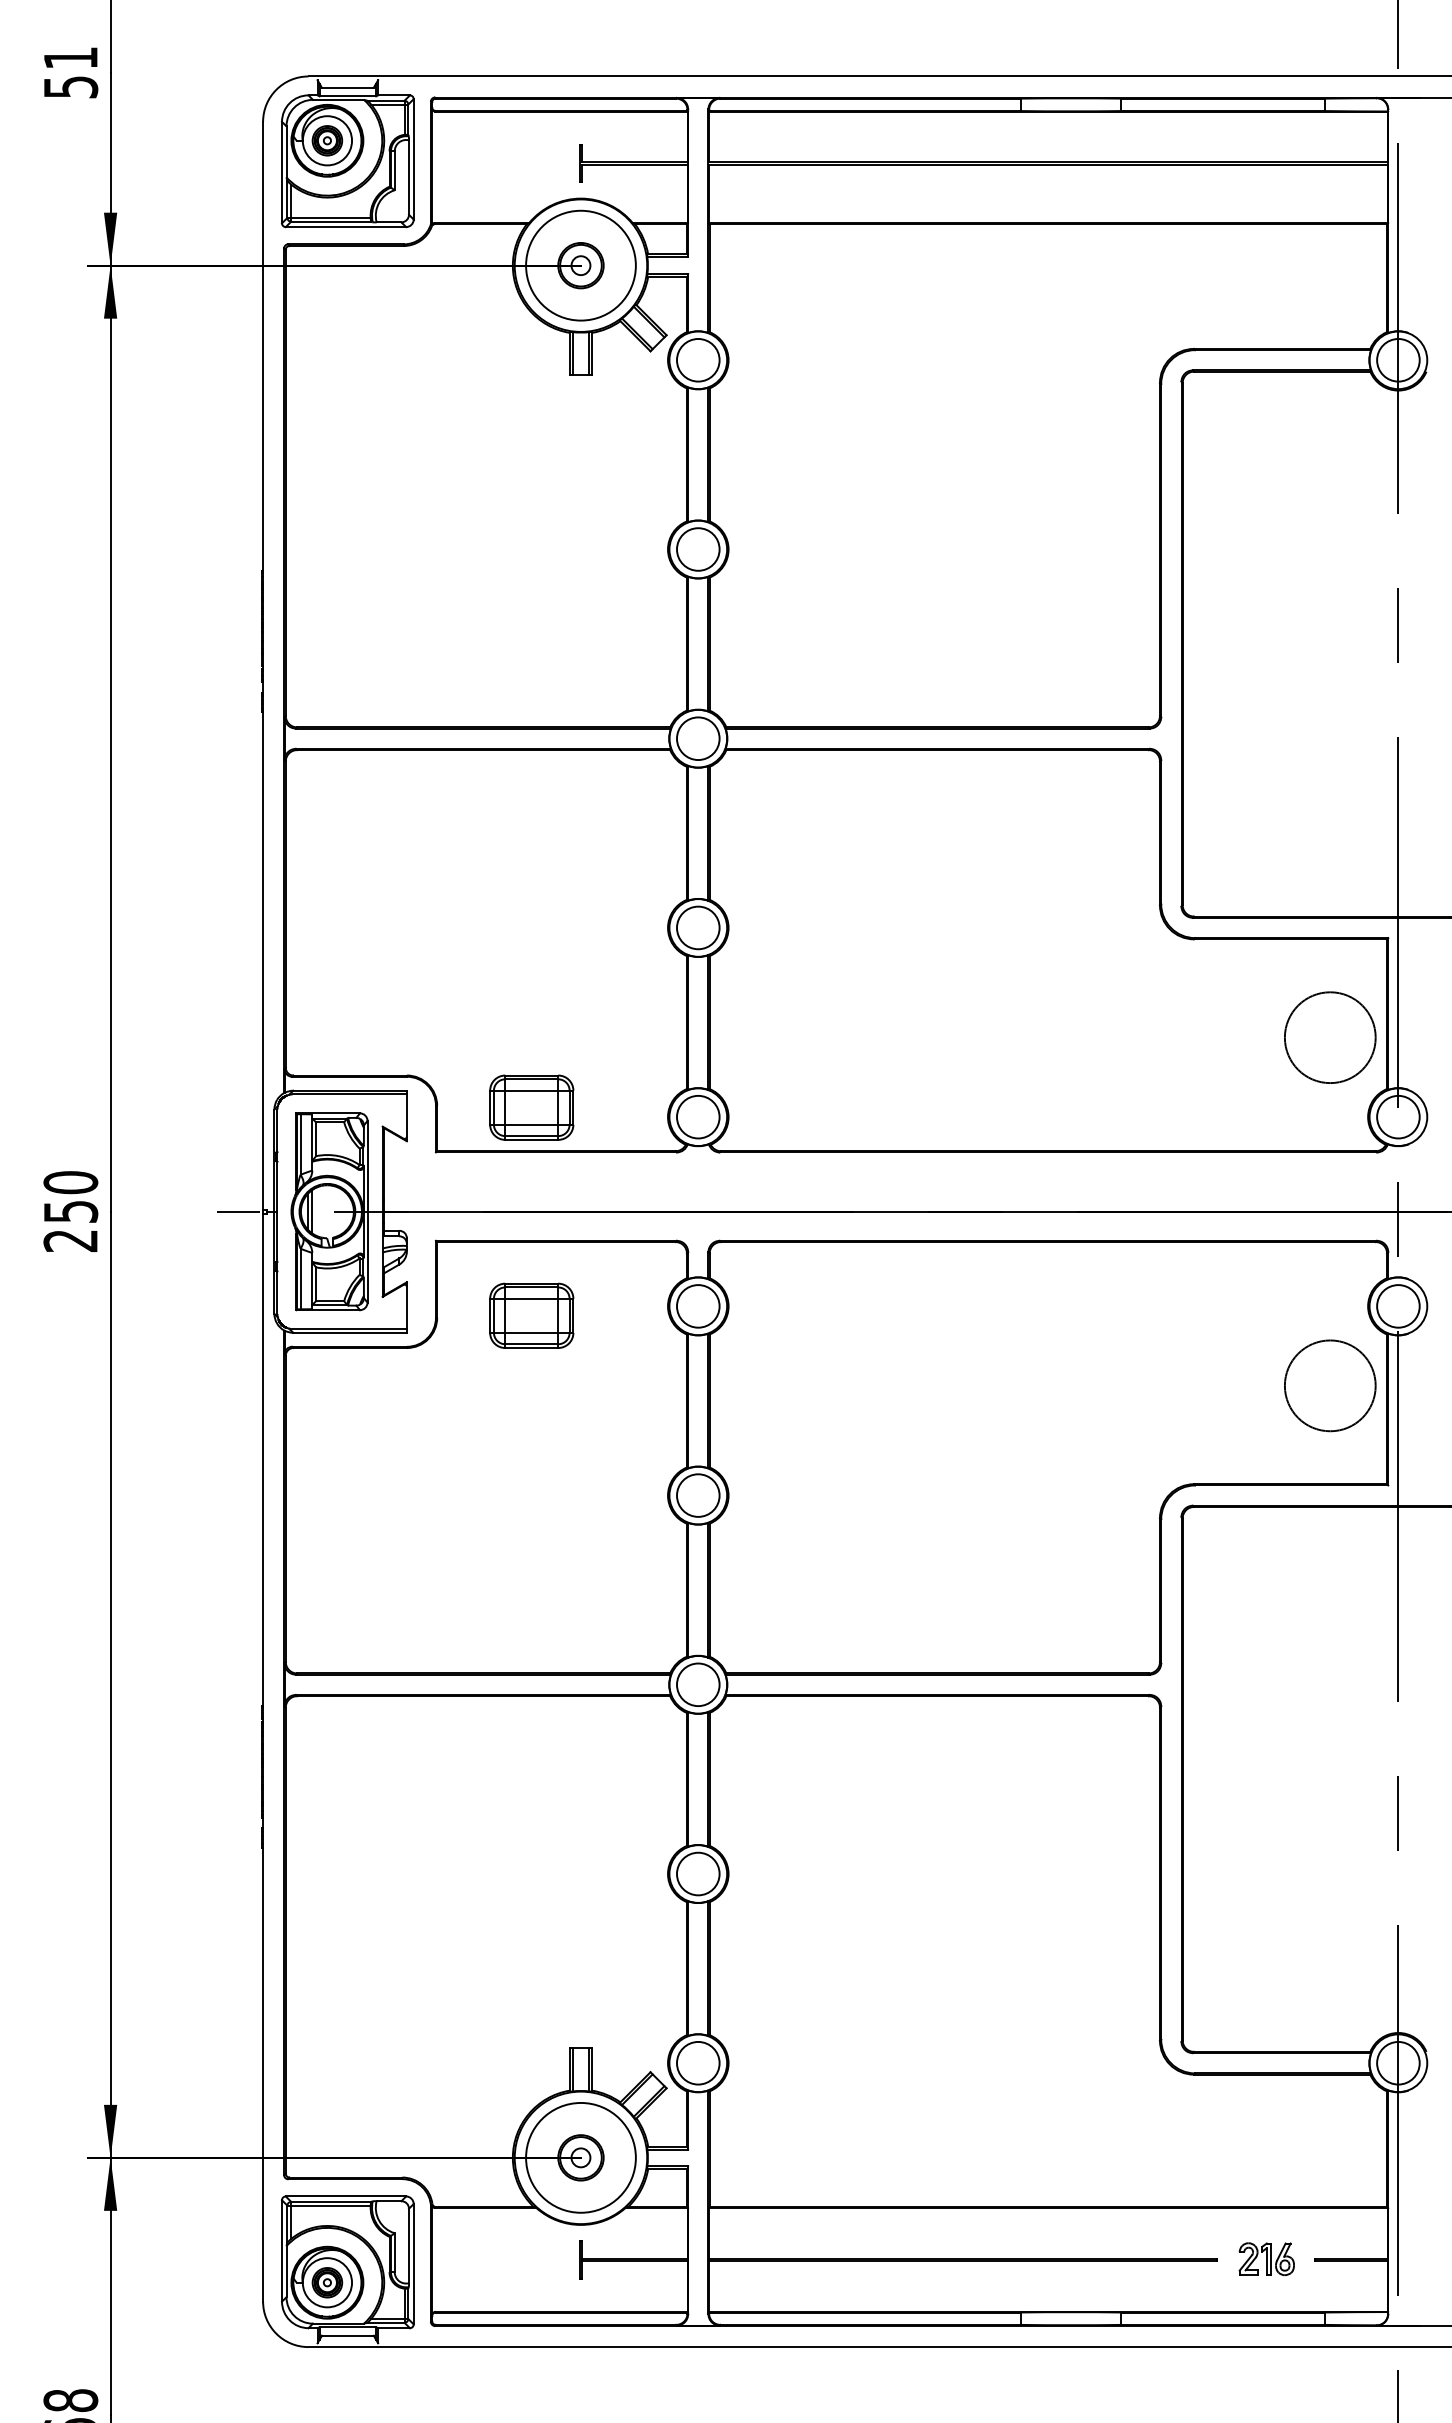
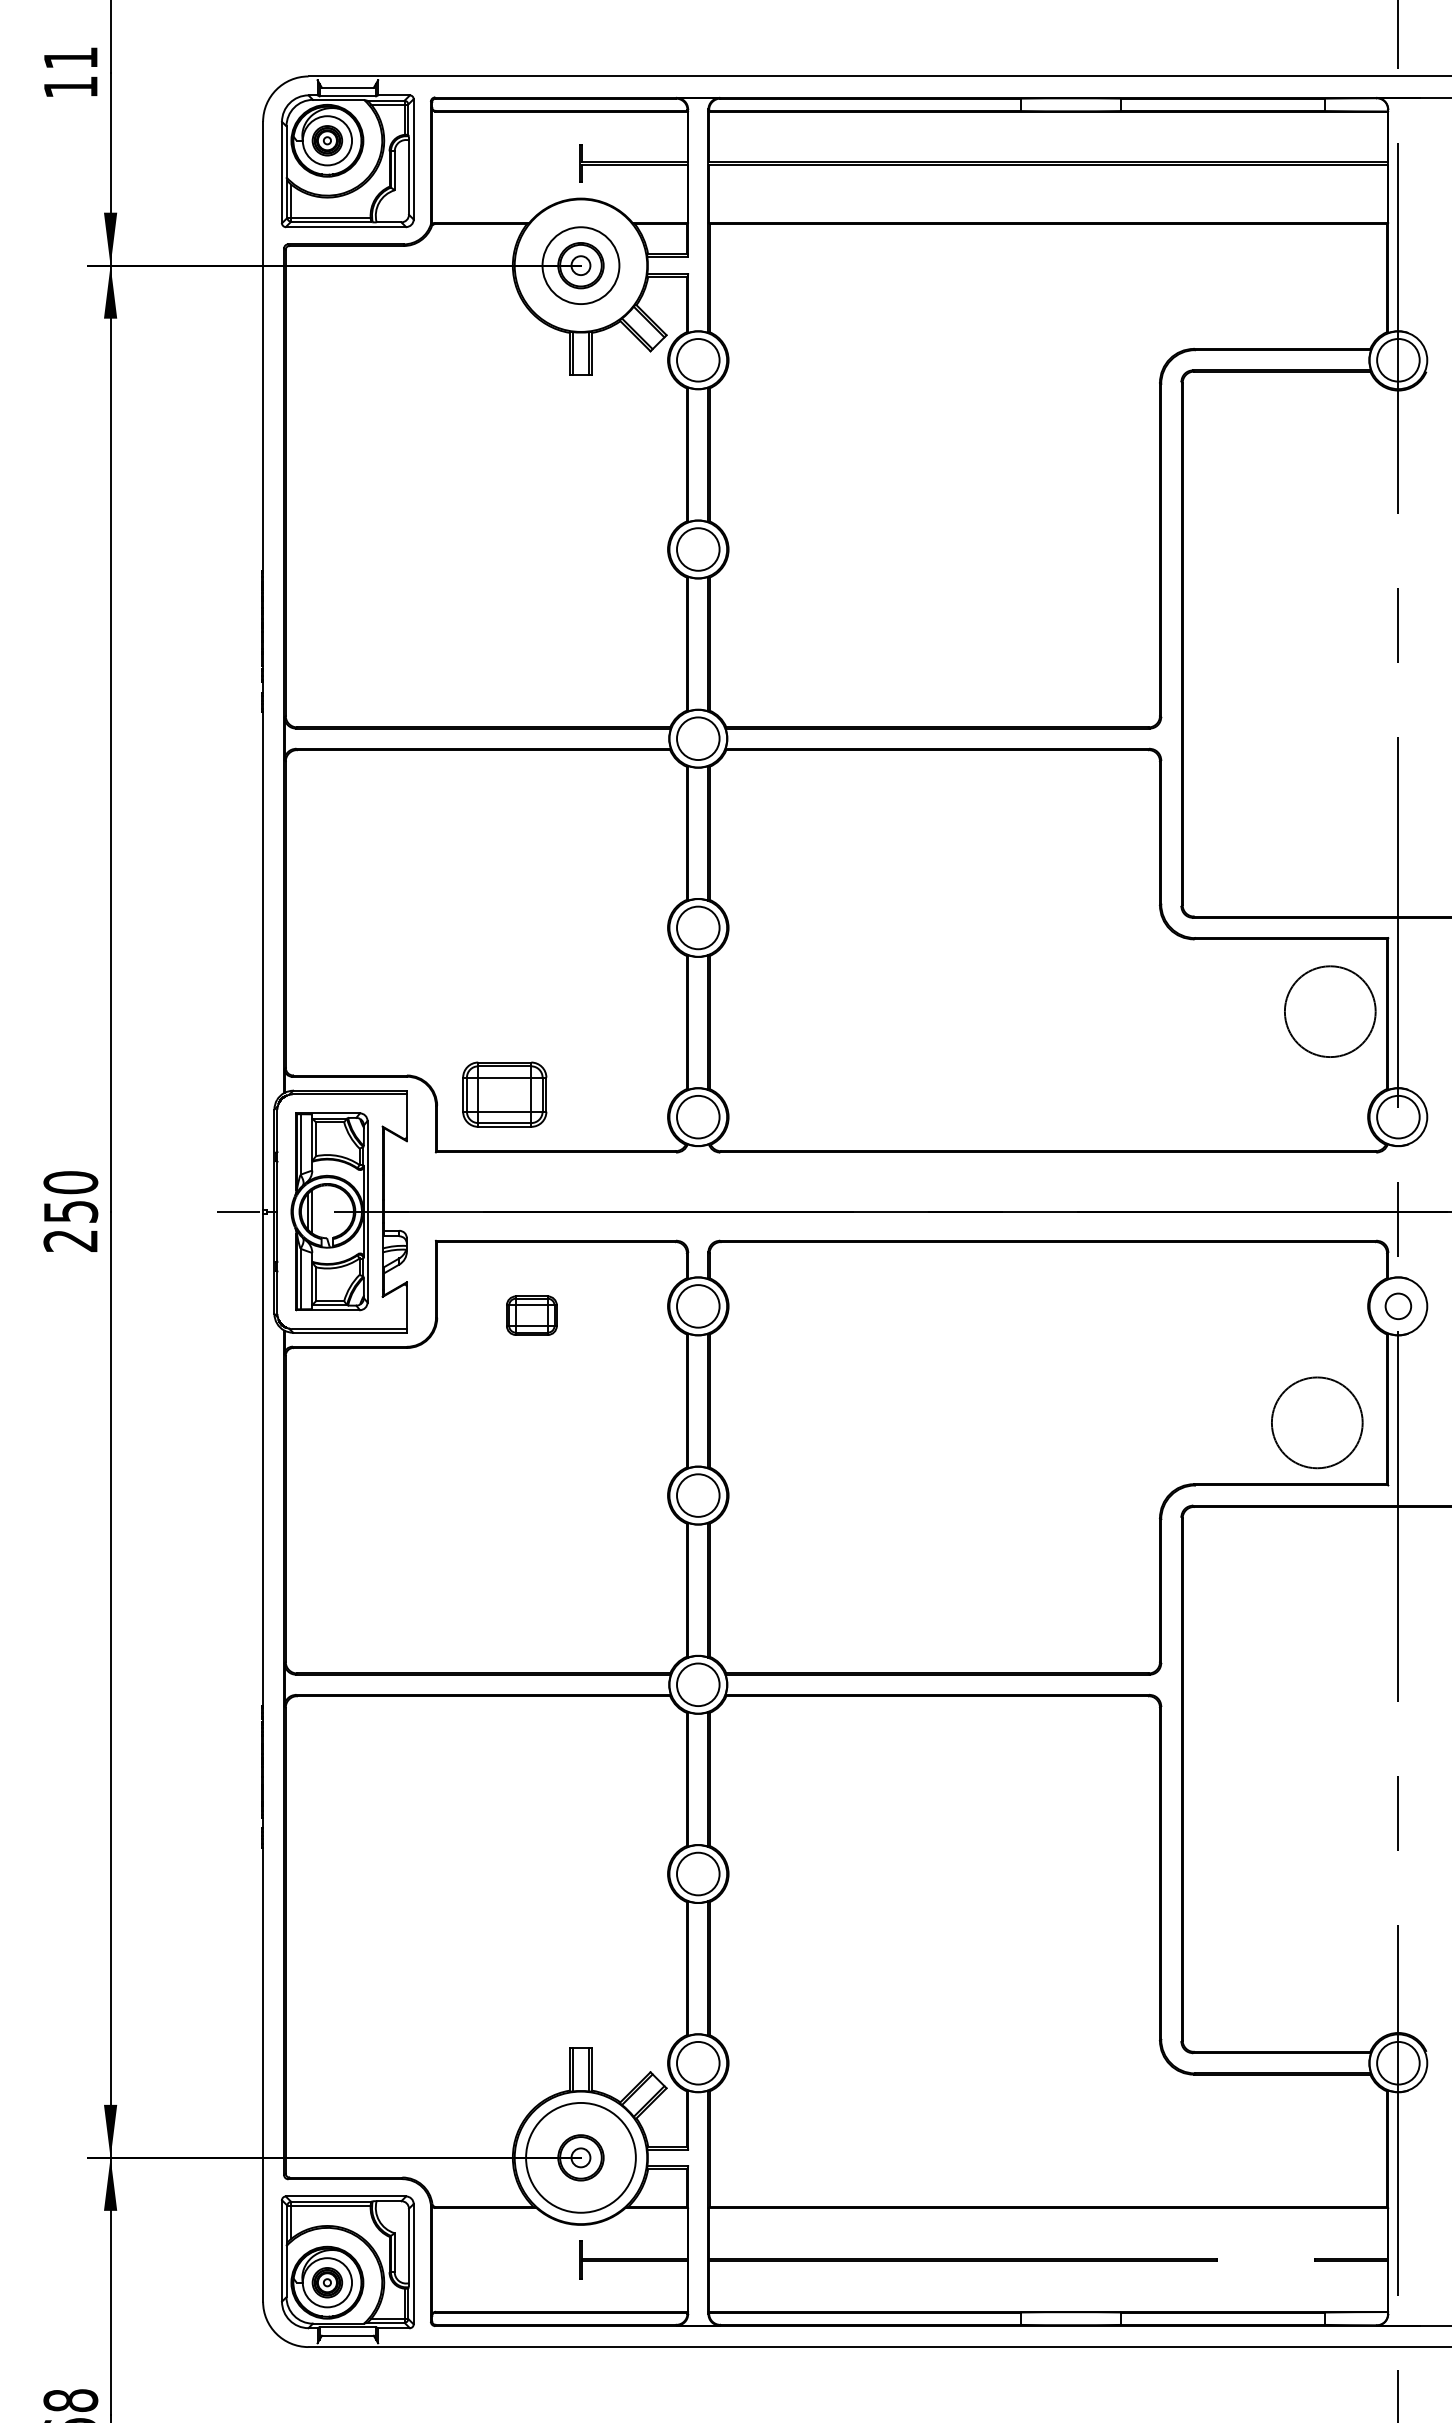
text: 51 -> 11 (71, 87)
circle diameter: 110 px -> 77 px (580, 265)
circle position: (1330, 1037) -> (1330, 1011) (1330, 1011)
part position: (531, 1107) -> (504, 1094) (504, 1094)
circle diameter: 43 px -> 26 px (1398, 1306)
part size: 86x67 px -> 52x41 px (531, 1315)
circle position: (1330, 1385) -> (1317, 1422) (1317, 1422)
part: present -> none (1266, 2259)
